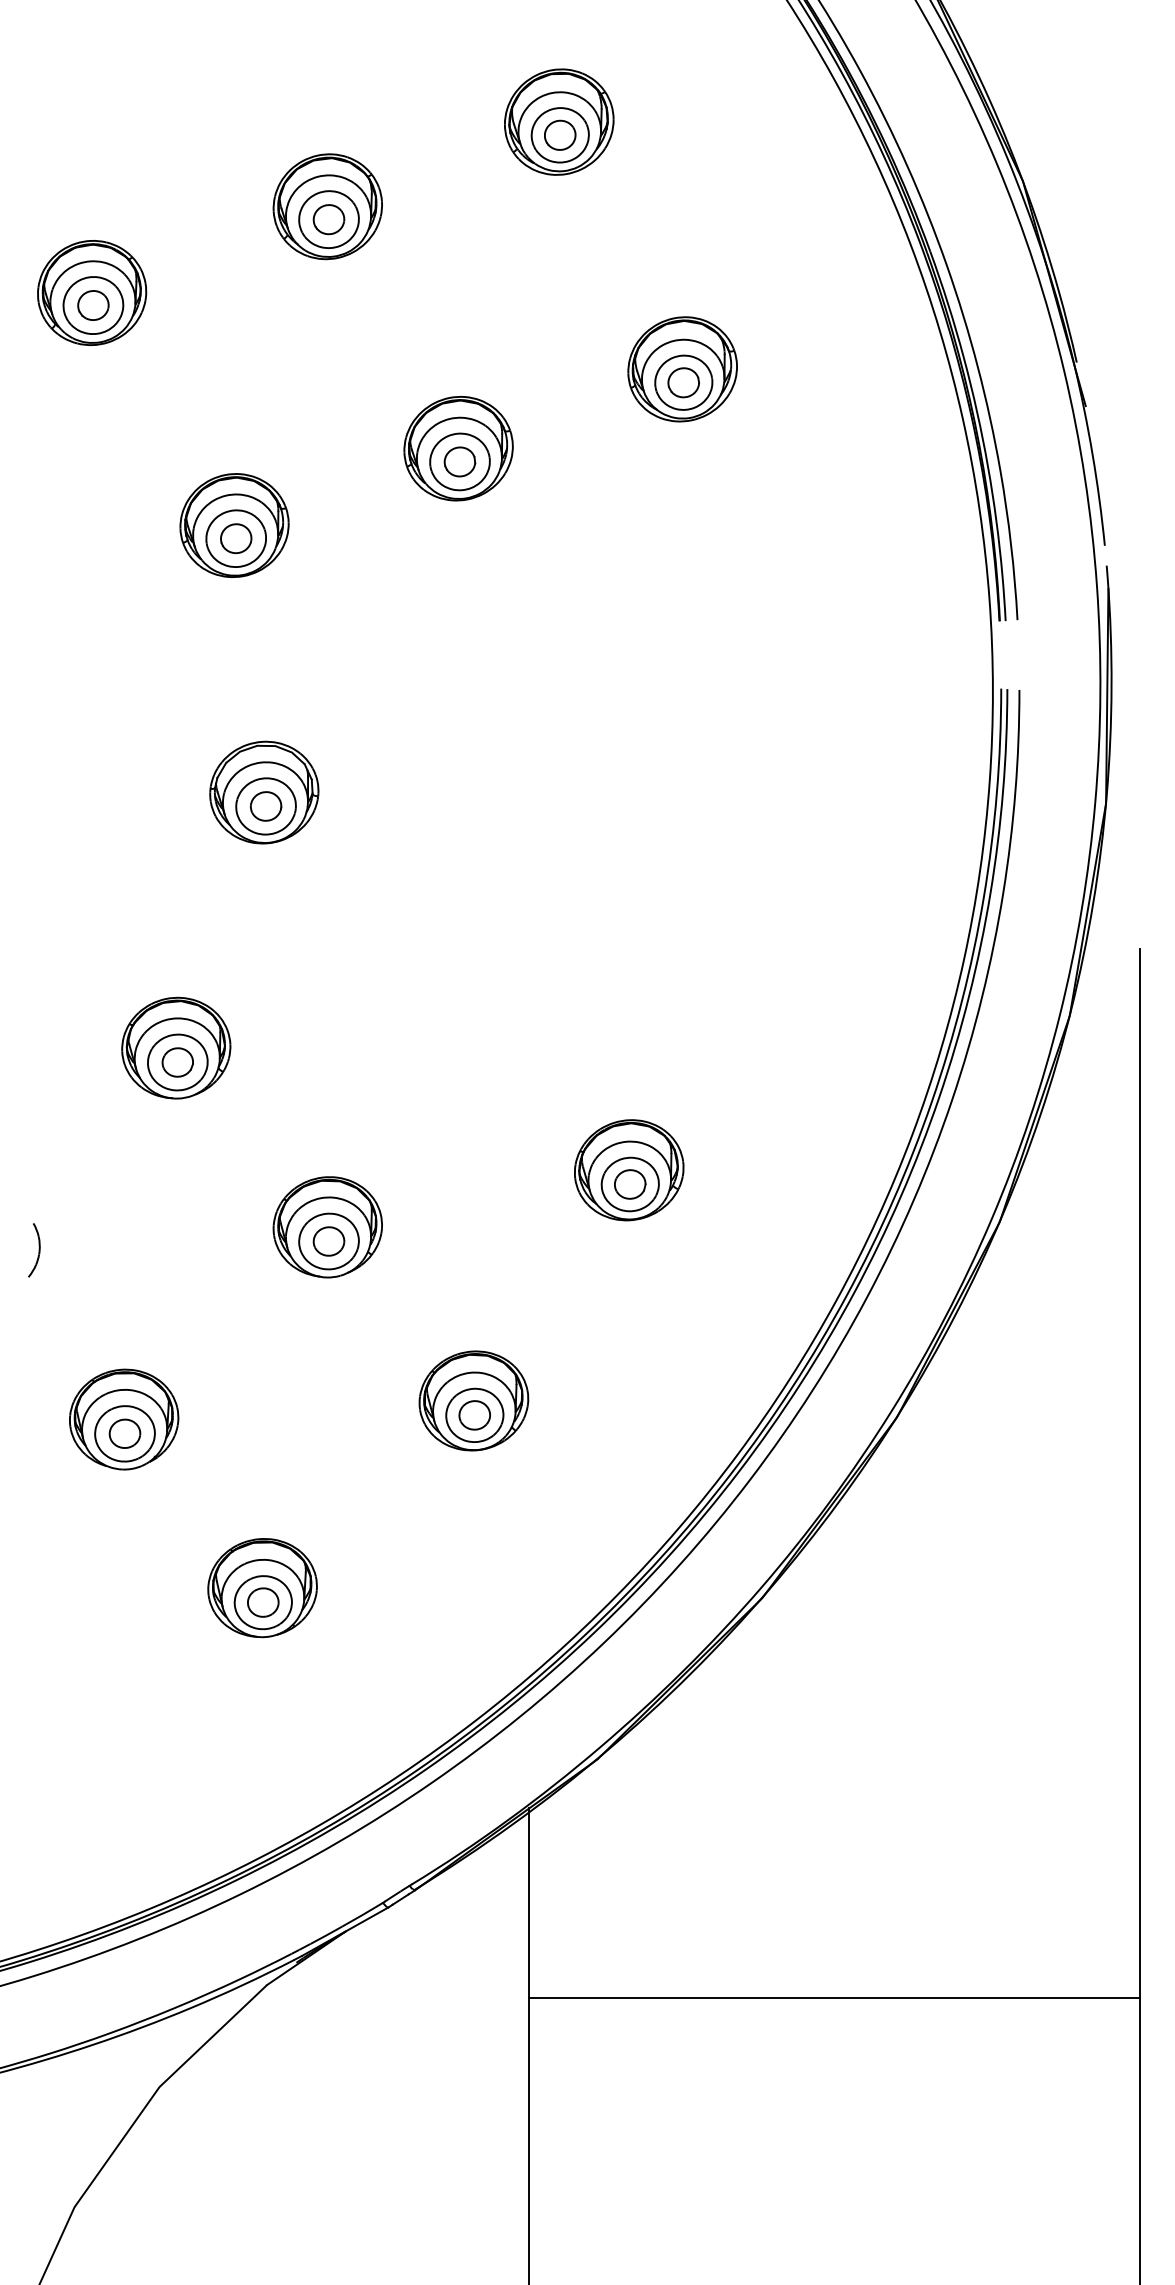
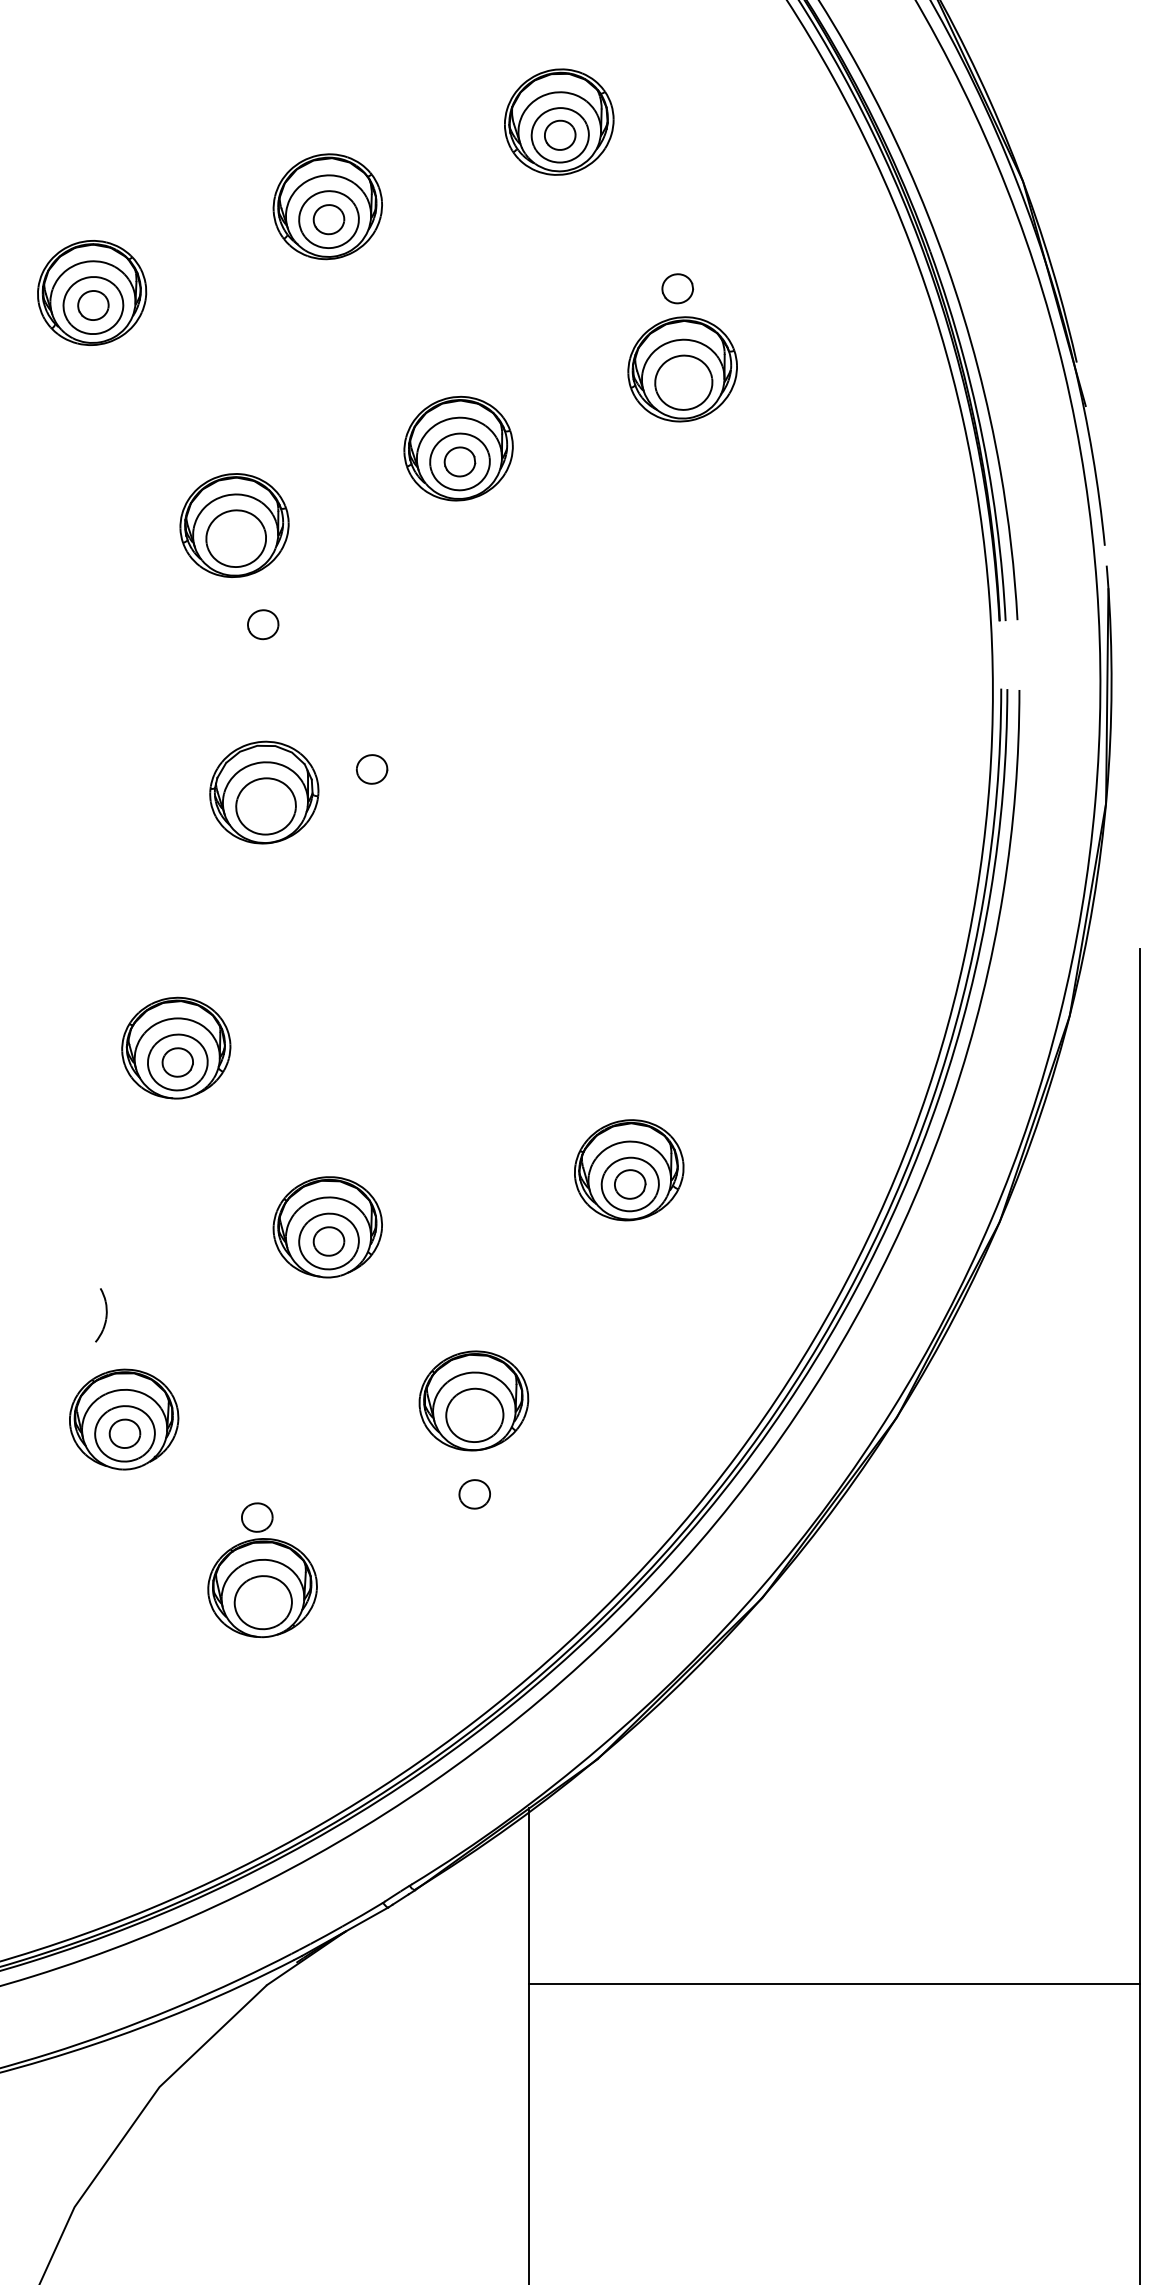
part position: (683, 382) -> (677, 288) (677, 288)
part position: (236, 538) -> (263, 624) (263, 624)
part position: (266, 806) -> (372, 769) (372, 769)
part position: (34, 1250) -> (101, 1315) (101, 1315)
part position: (474, 1415) -> (474, 1494) (474, 1494)
part position: (263, 1602) -> (257, 1517) (257, 1517)
line position: (834, 1998) -> (834, 1984) (834, 1984)
